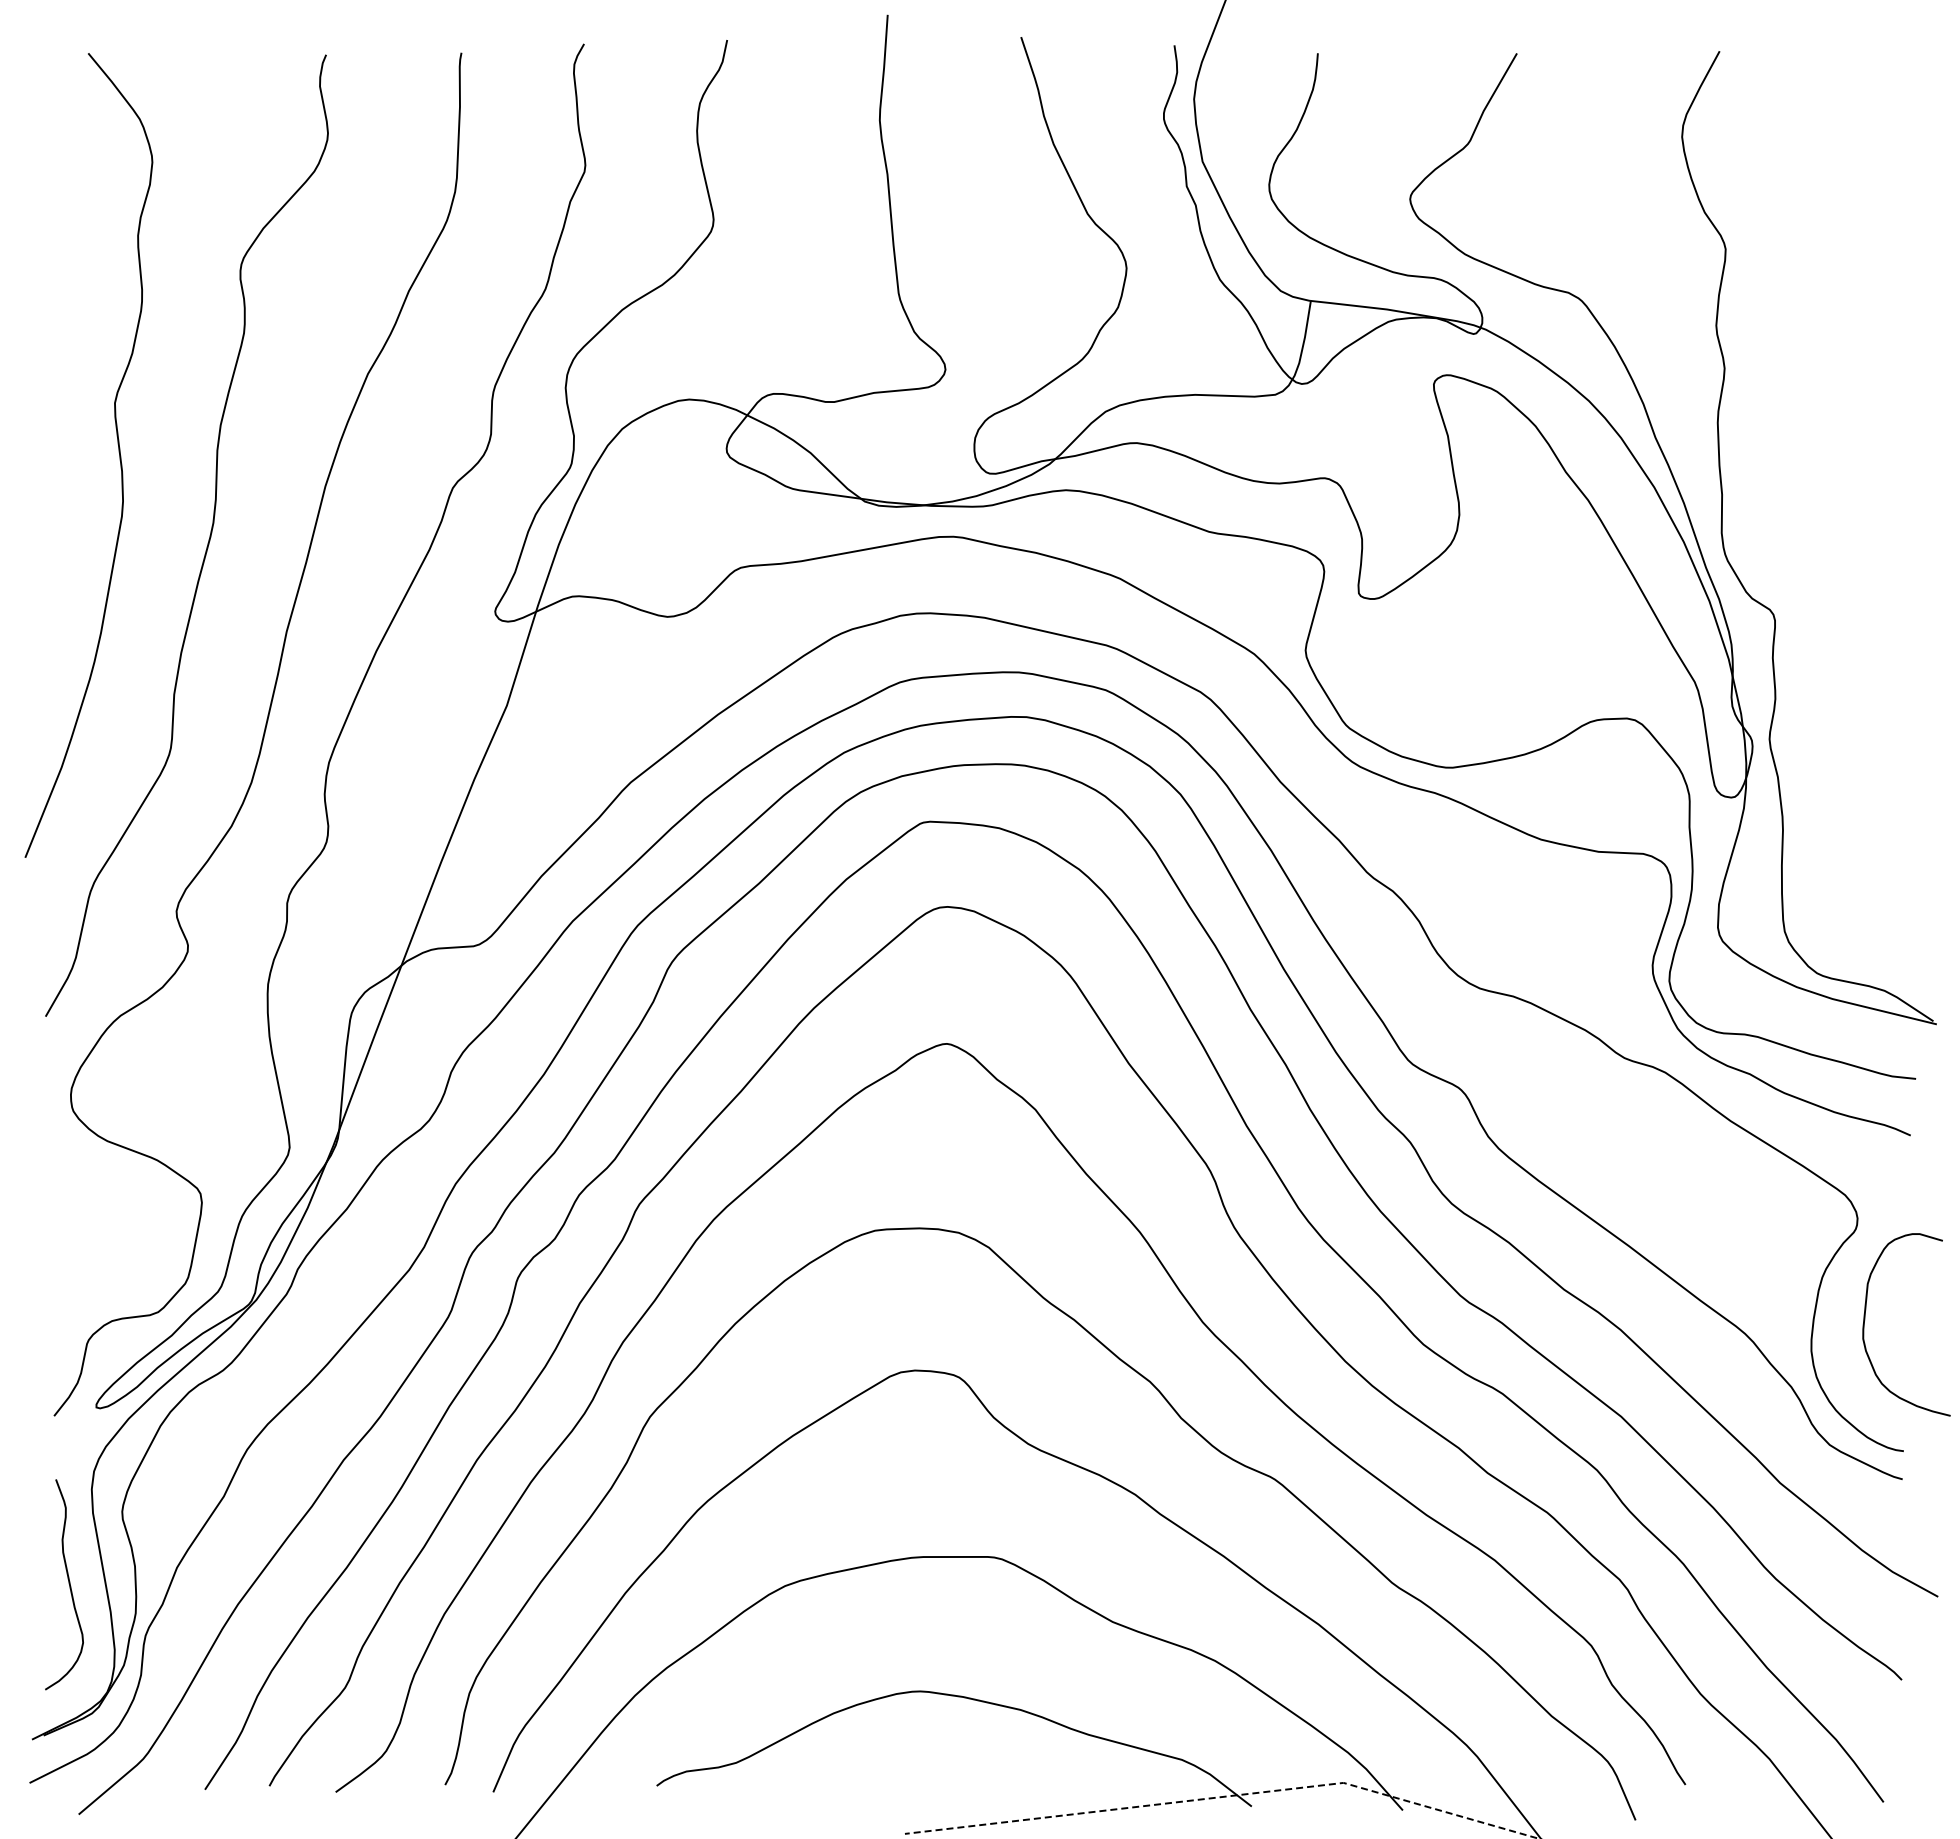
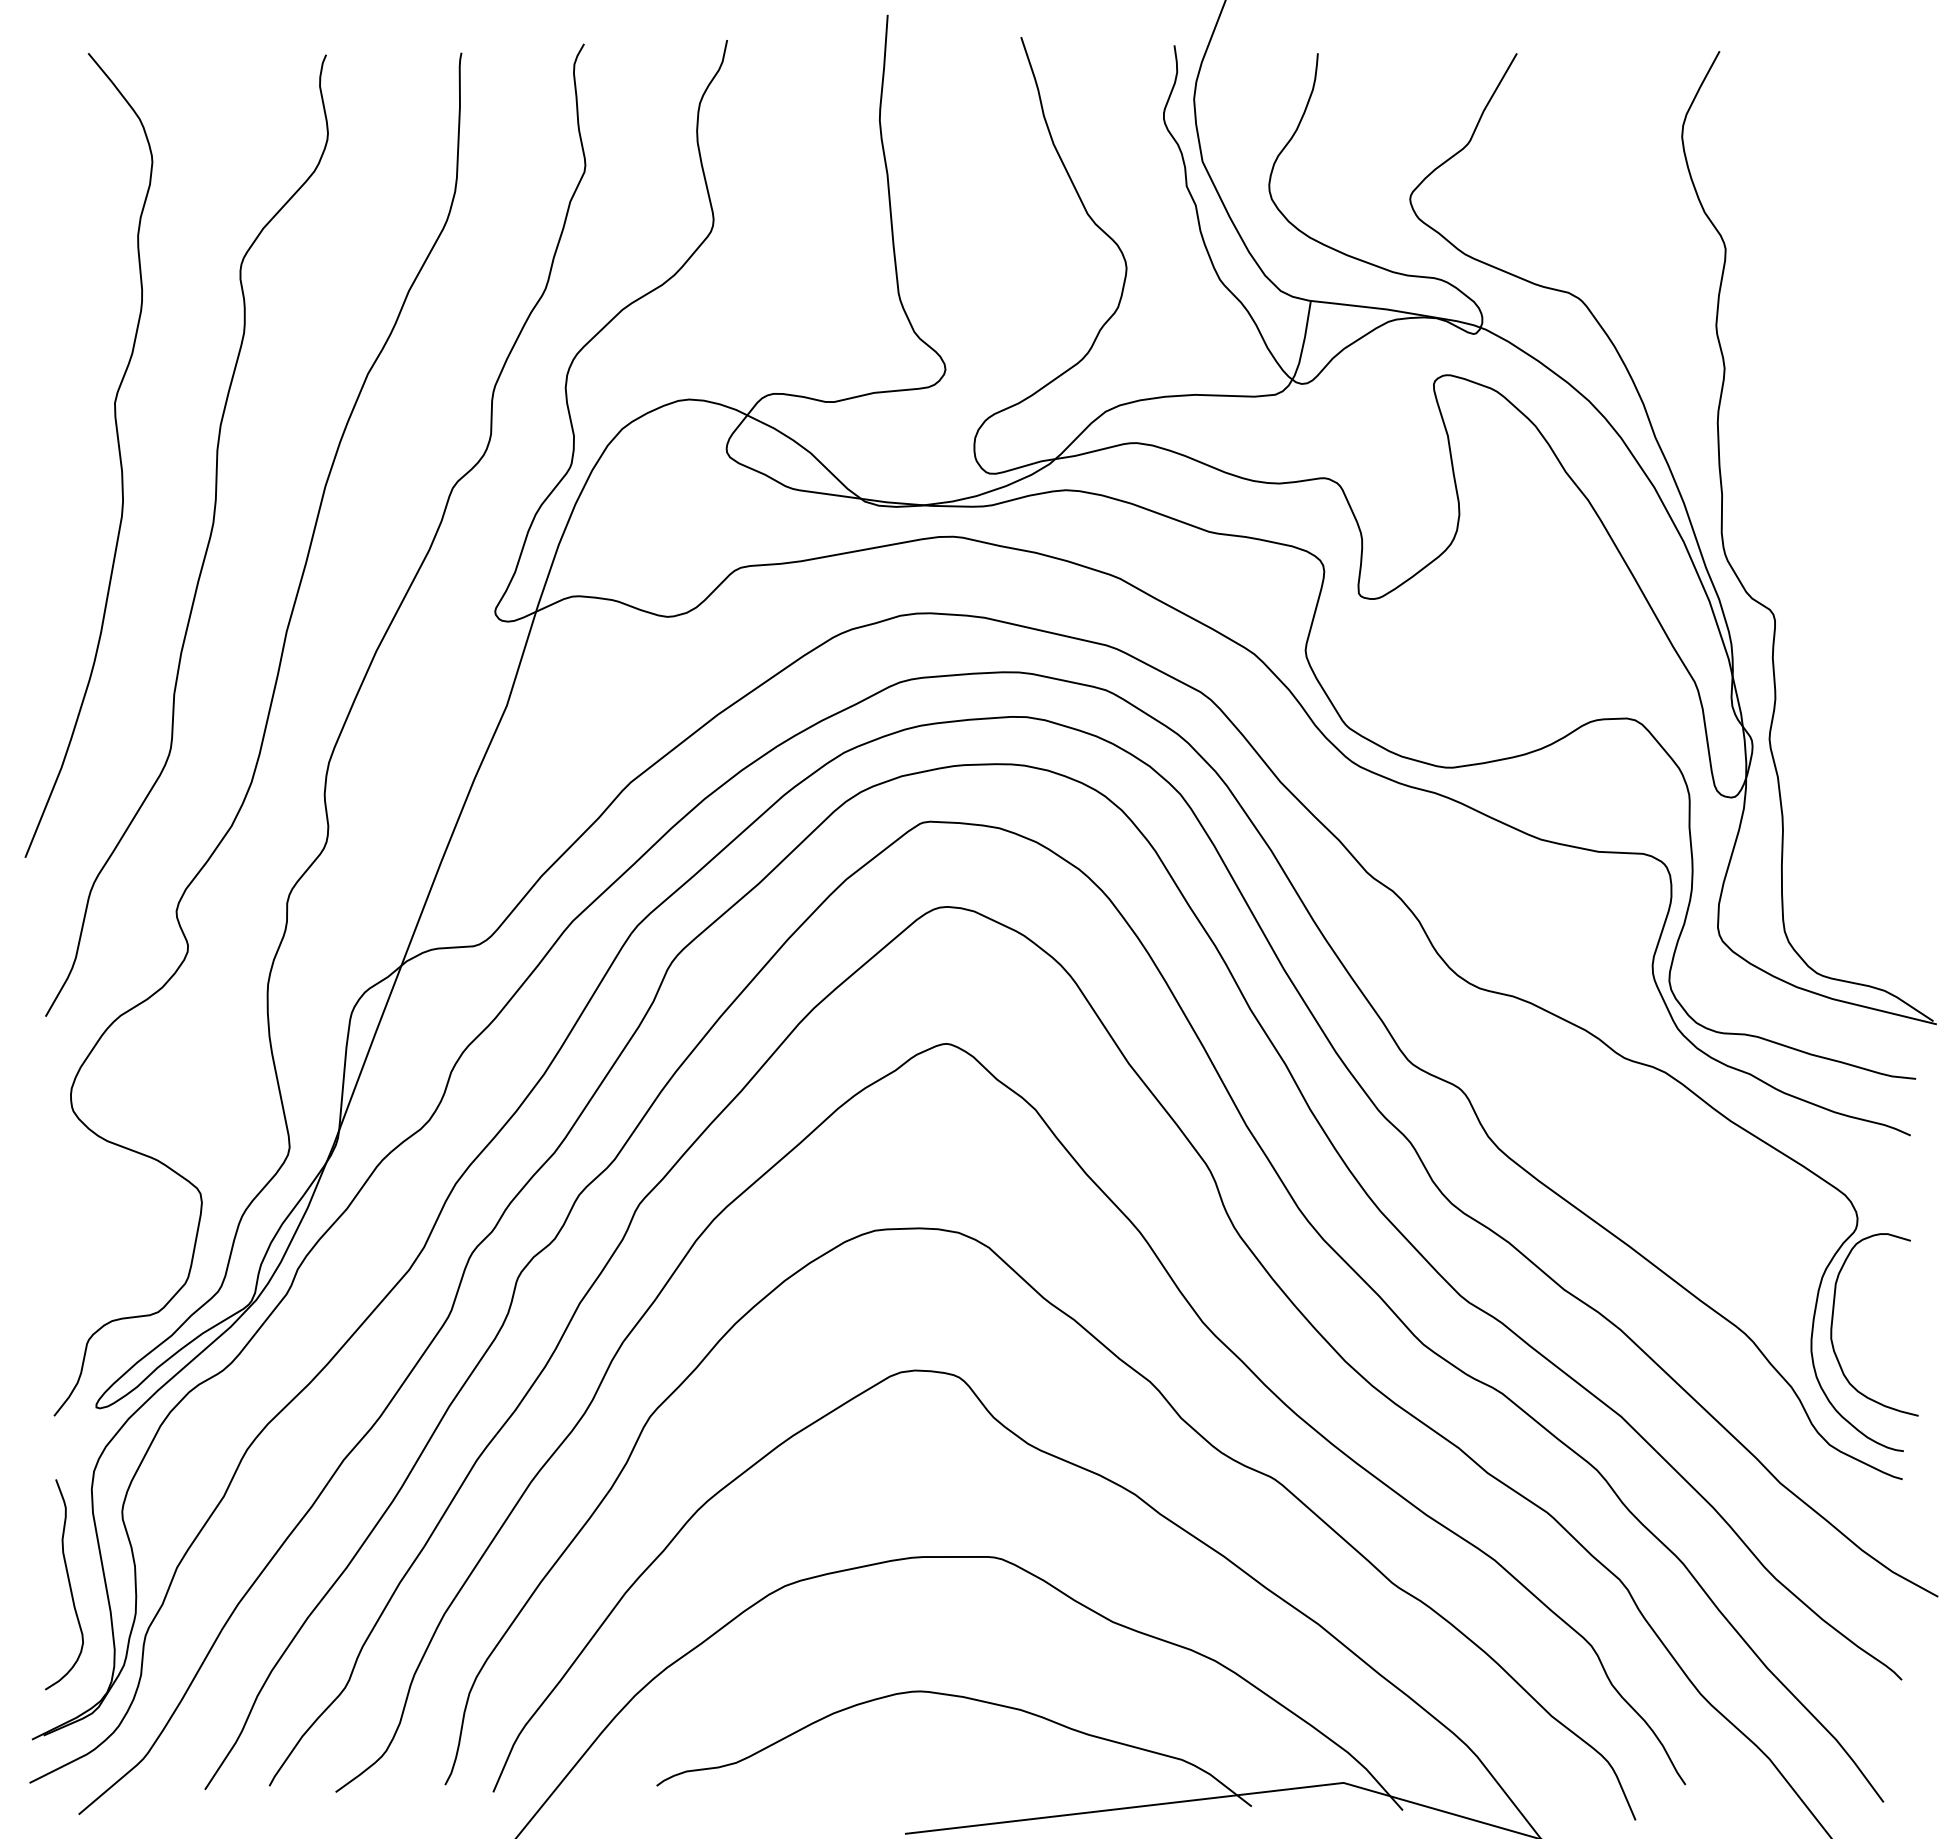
curve position: (1865, 1320) -> (1833, 1320) (1833, 1320)
line: dashed -> solid (1225, 1796)
